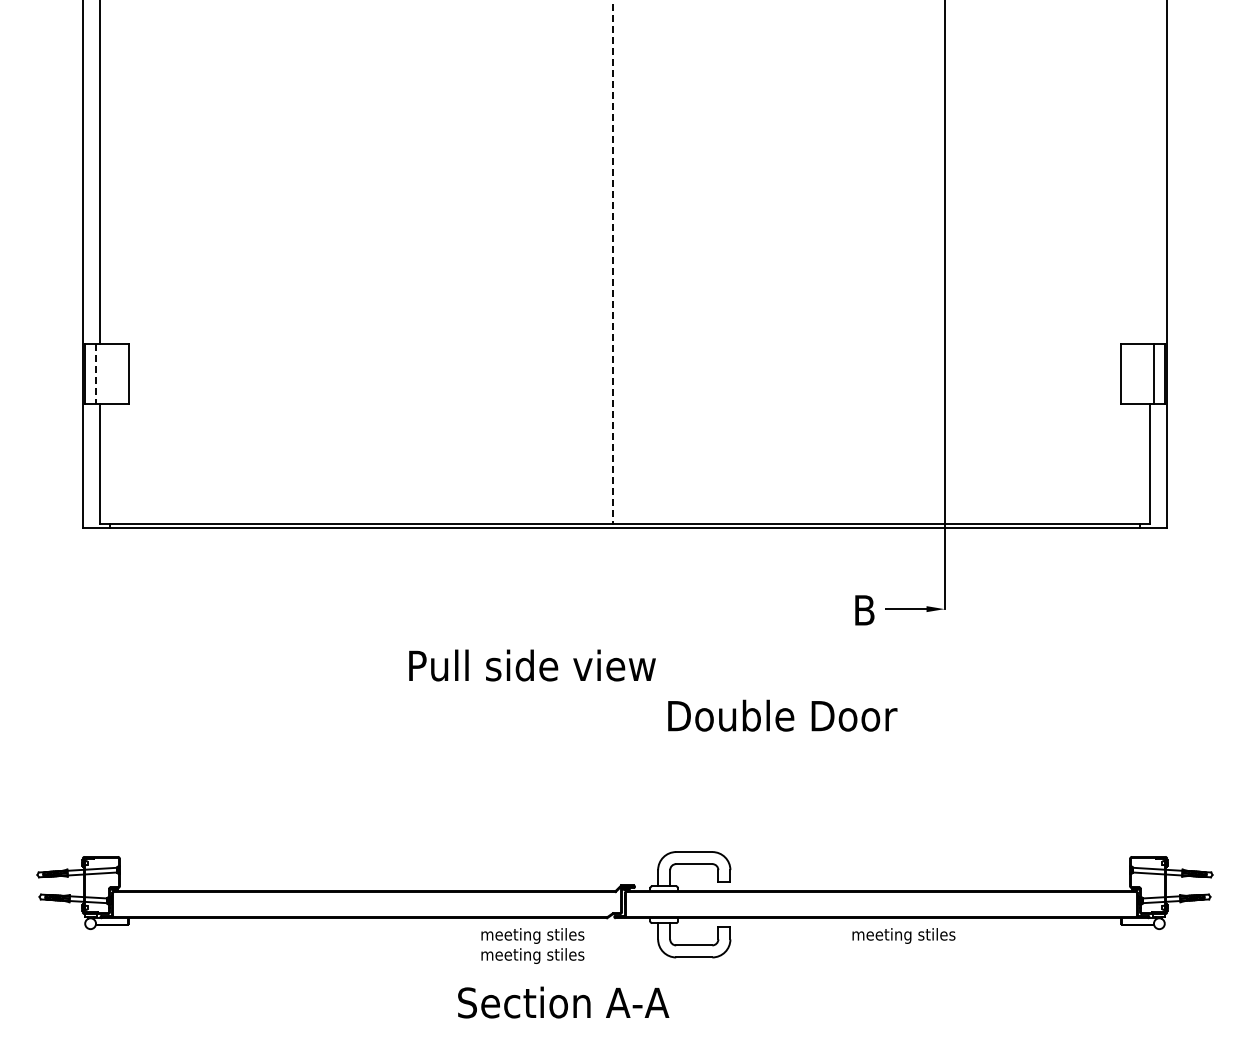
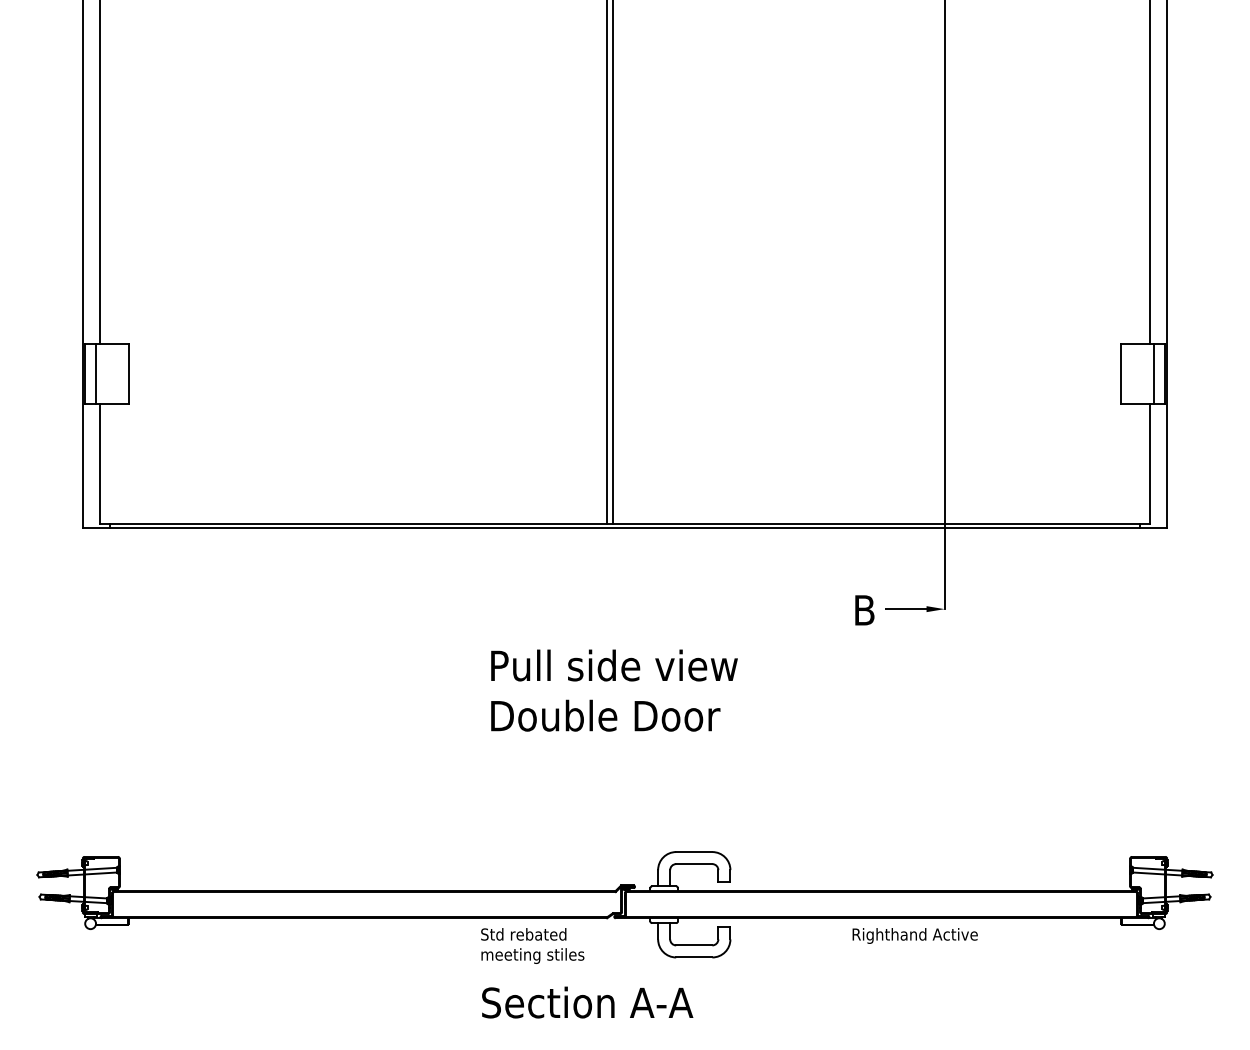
line: none -> present (1149, 173)
line: dashed -> solid (613, 262)
line: none -> present (607, 263)
line: dashed -> solid (96, 374)
text position: (532, 665) -> (614, 665) (614, 665)
text position: (782, 715) -> (605, 715) (605, 715)
text: meeting stiles -> Std rebated (532, 935)
text: meeting stiles -> Righthand Active (914, 935)
text position: (563, 1002) -> (587, 1002) (587, 1002)
